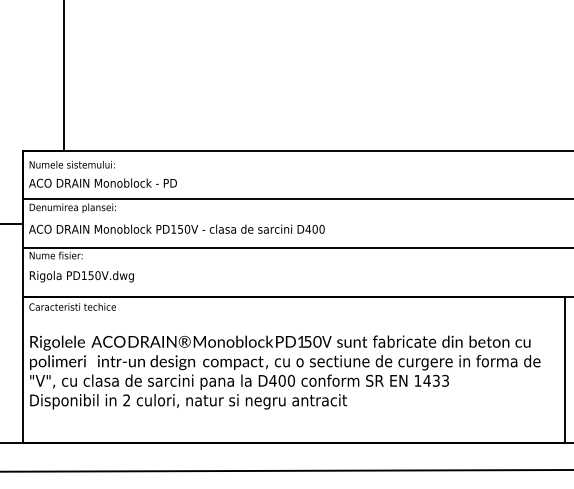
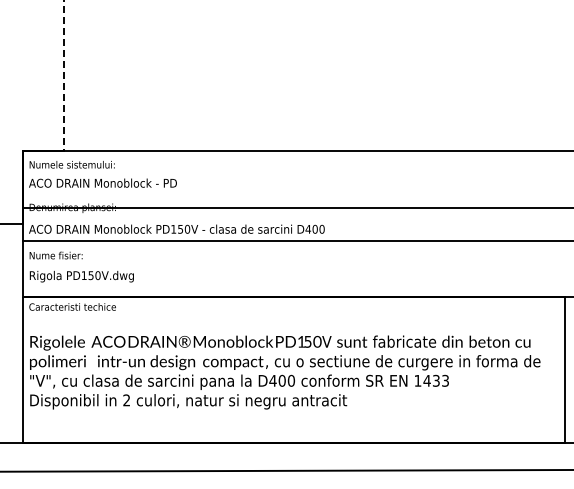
line: solid -> dashed (63, 75)
line position: (296, 199) -> (296, 208) (296, 208)
line position: (296, 248) -> (296, 241) (296, 241)
